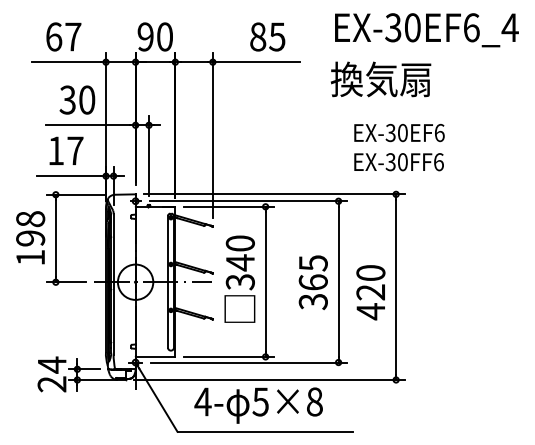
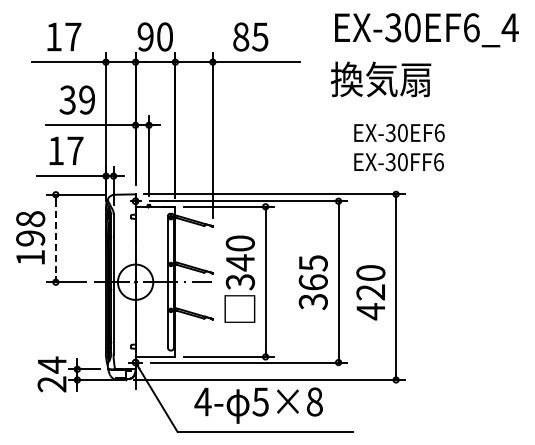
text: 67 -> 17 (54, 36)
text position: (267, 36) -> (250, 36) (250, 36)
text: 30 -> 39 (87, 99)
line: solid -> dashed (55, 239)
